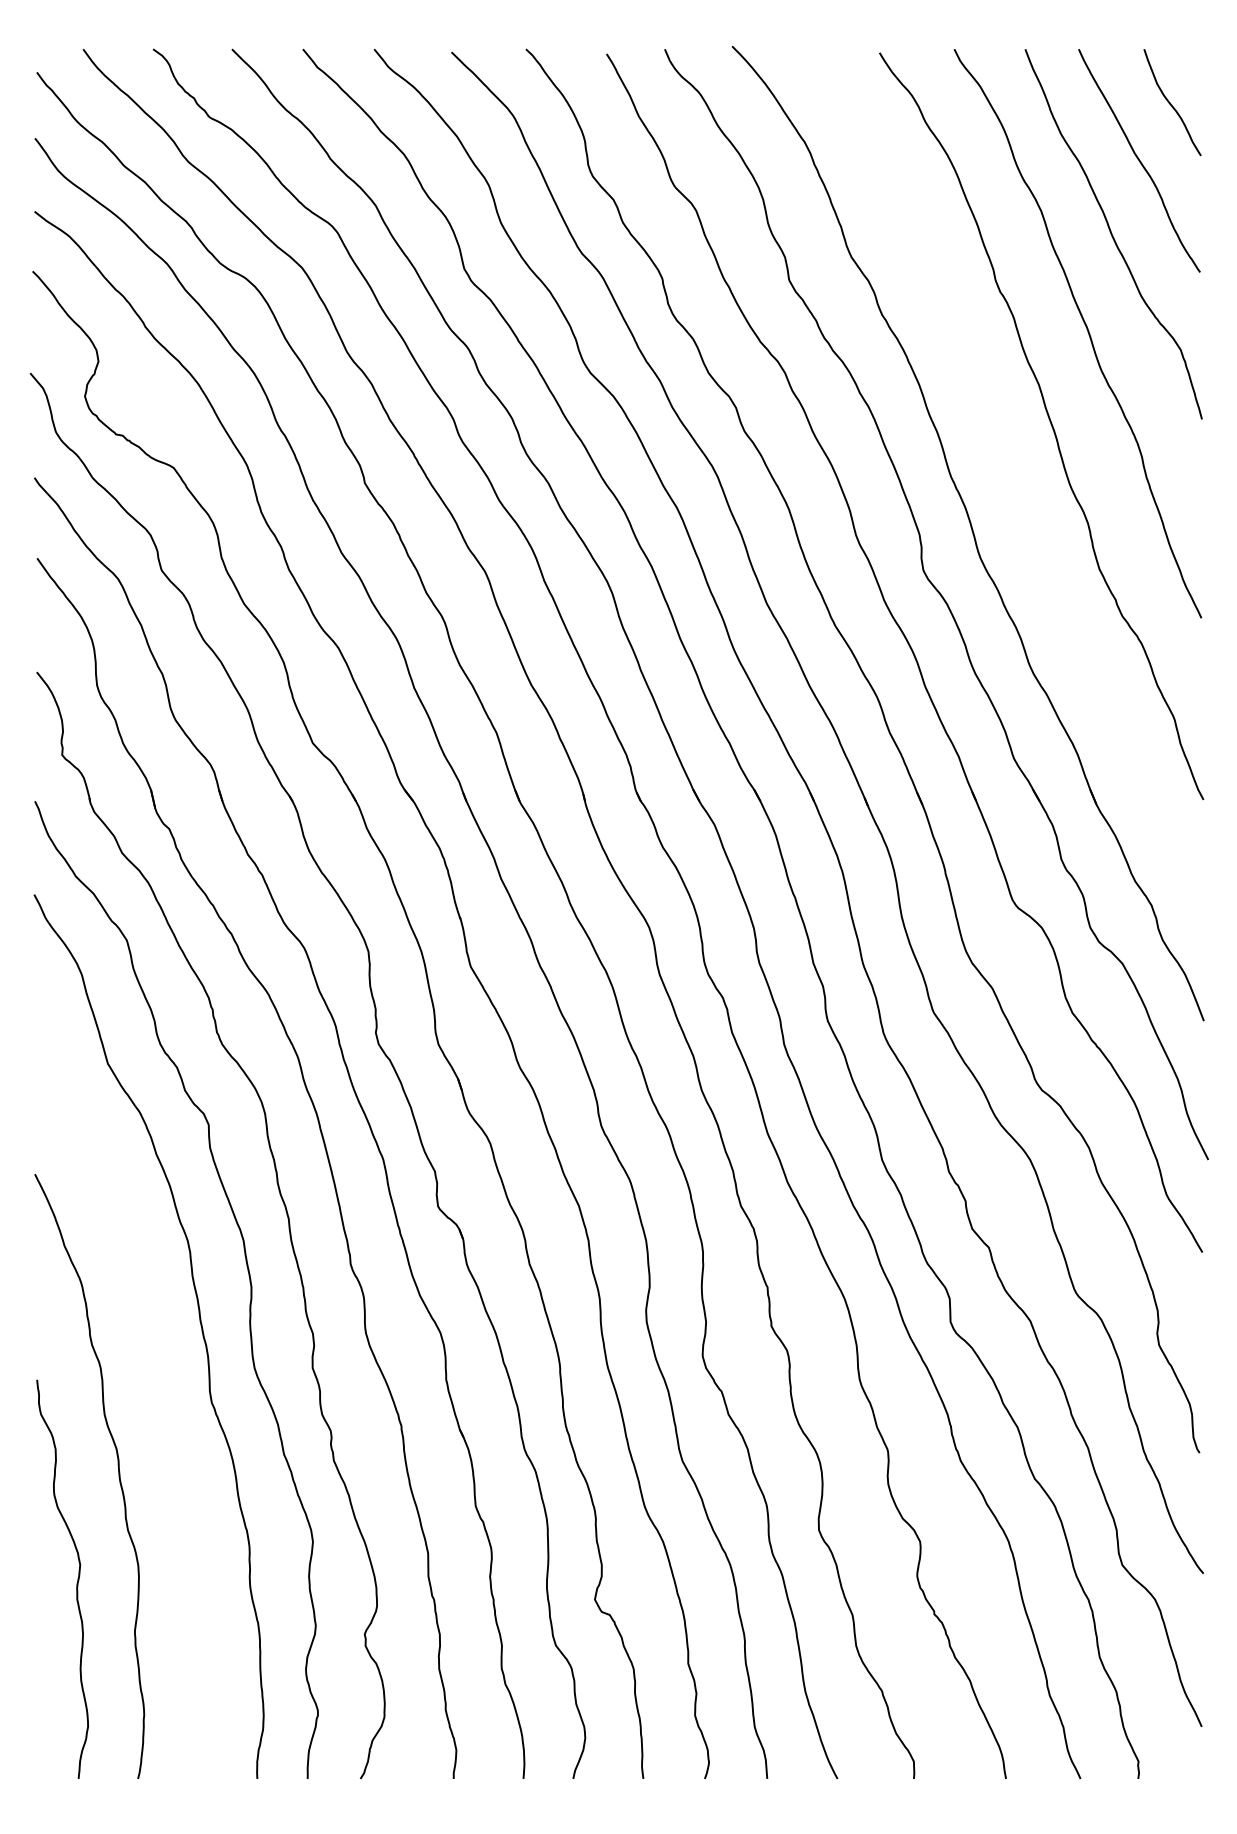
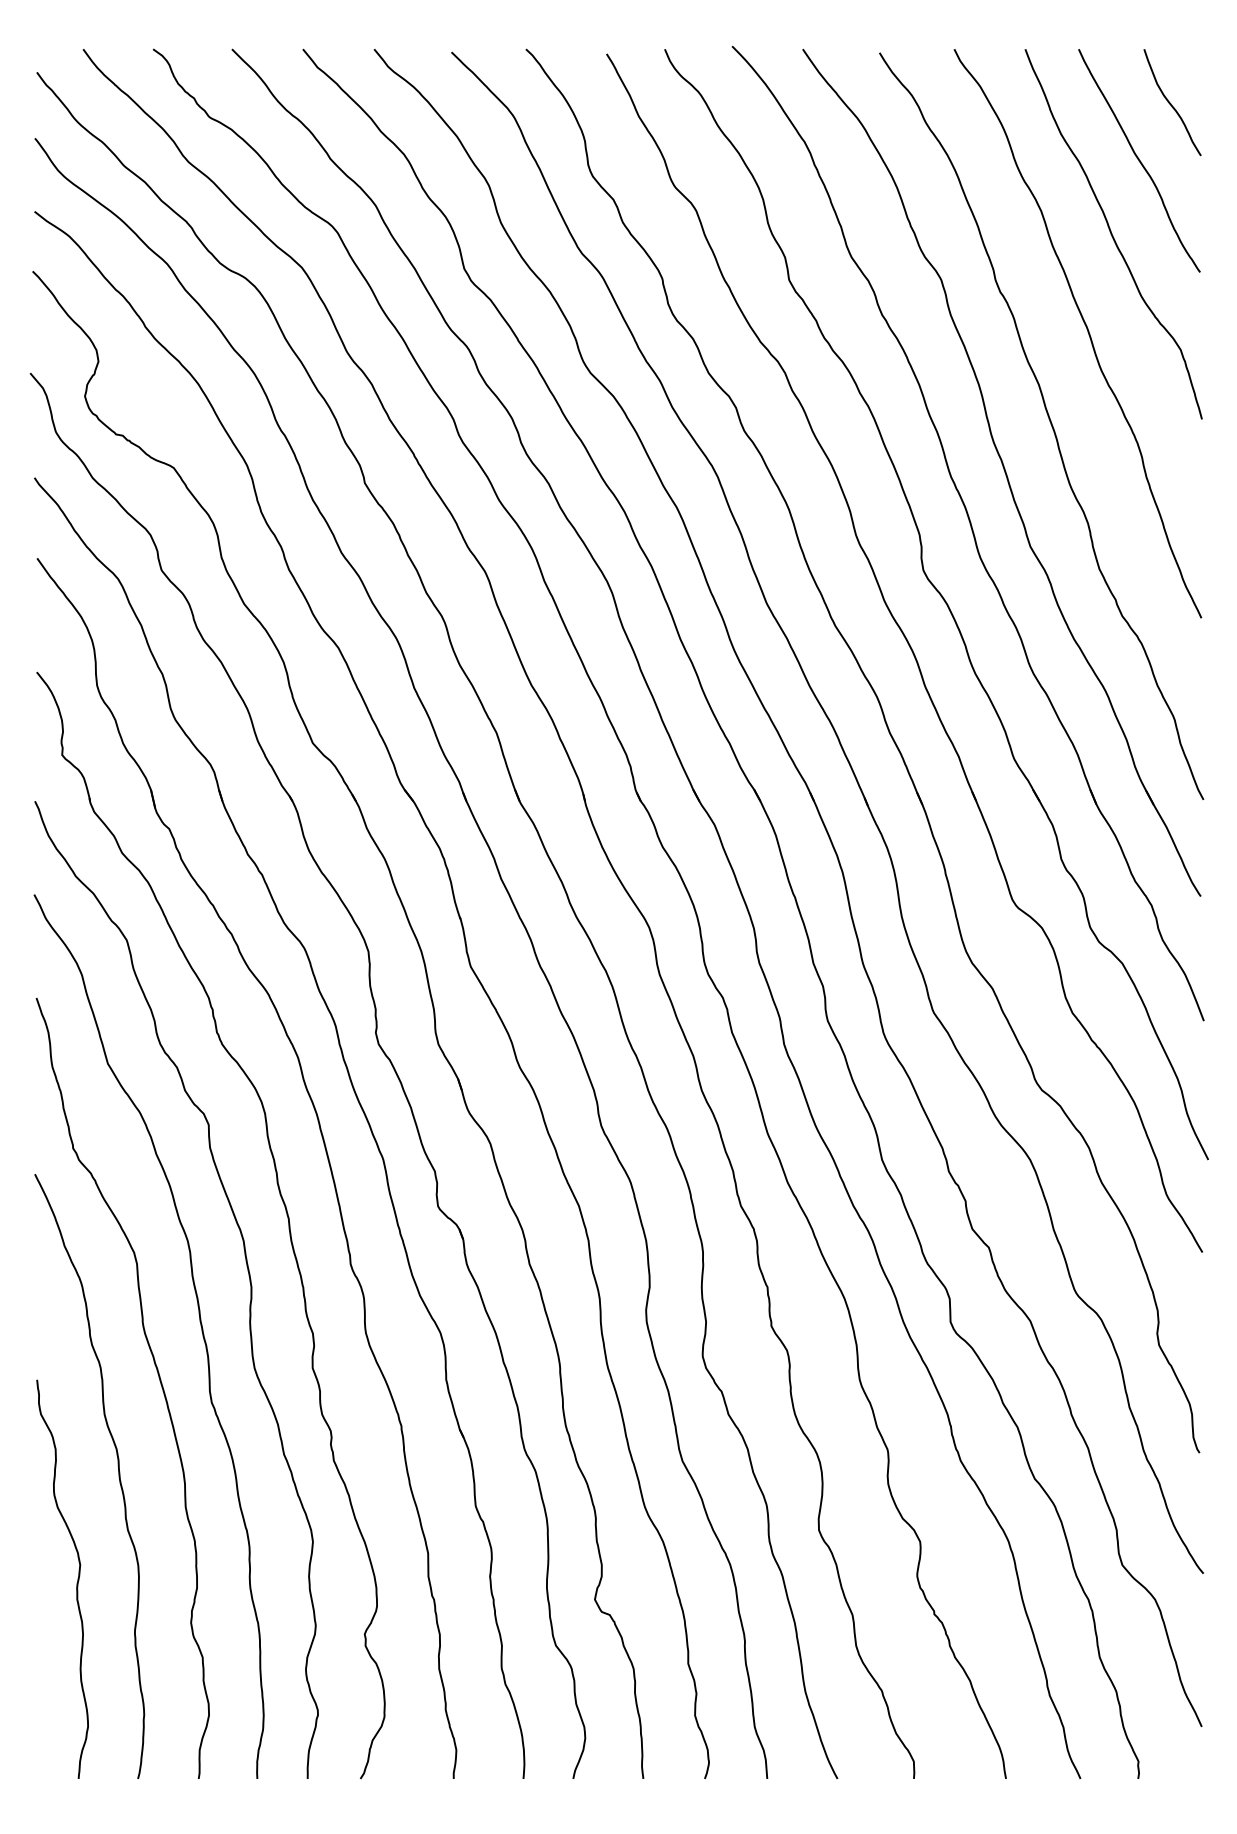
part: none -> present (1001, 472)
curve: none -> present (157, 1374)
